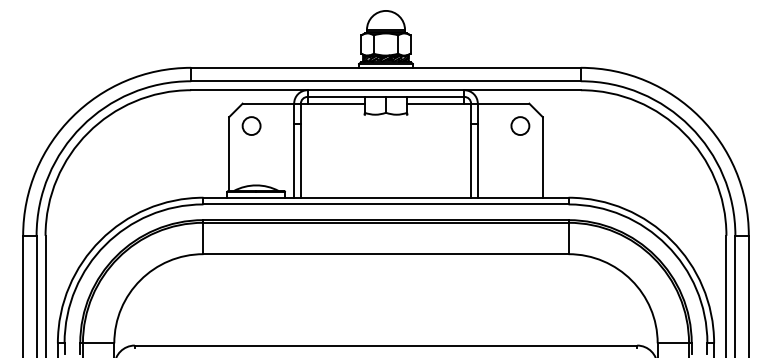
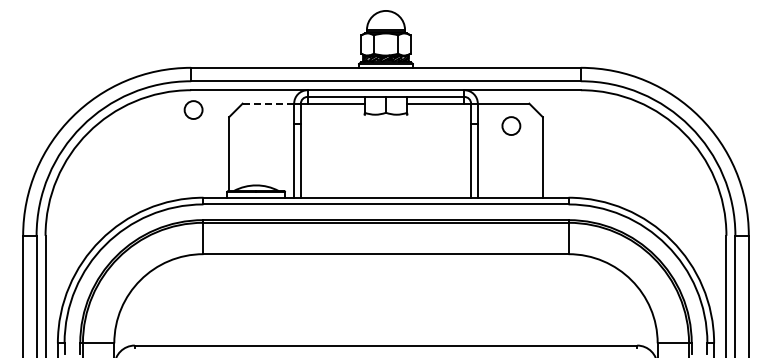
line: solid -> dashed (268, 103)
circle position: (251, 125) -> (193, 109) (193, 109)
circle position: (520, 125) -> (511, 125) (511, 125)
